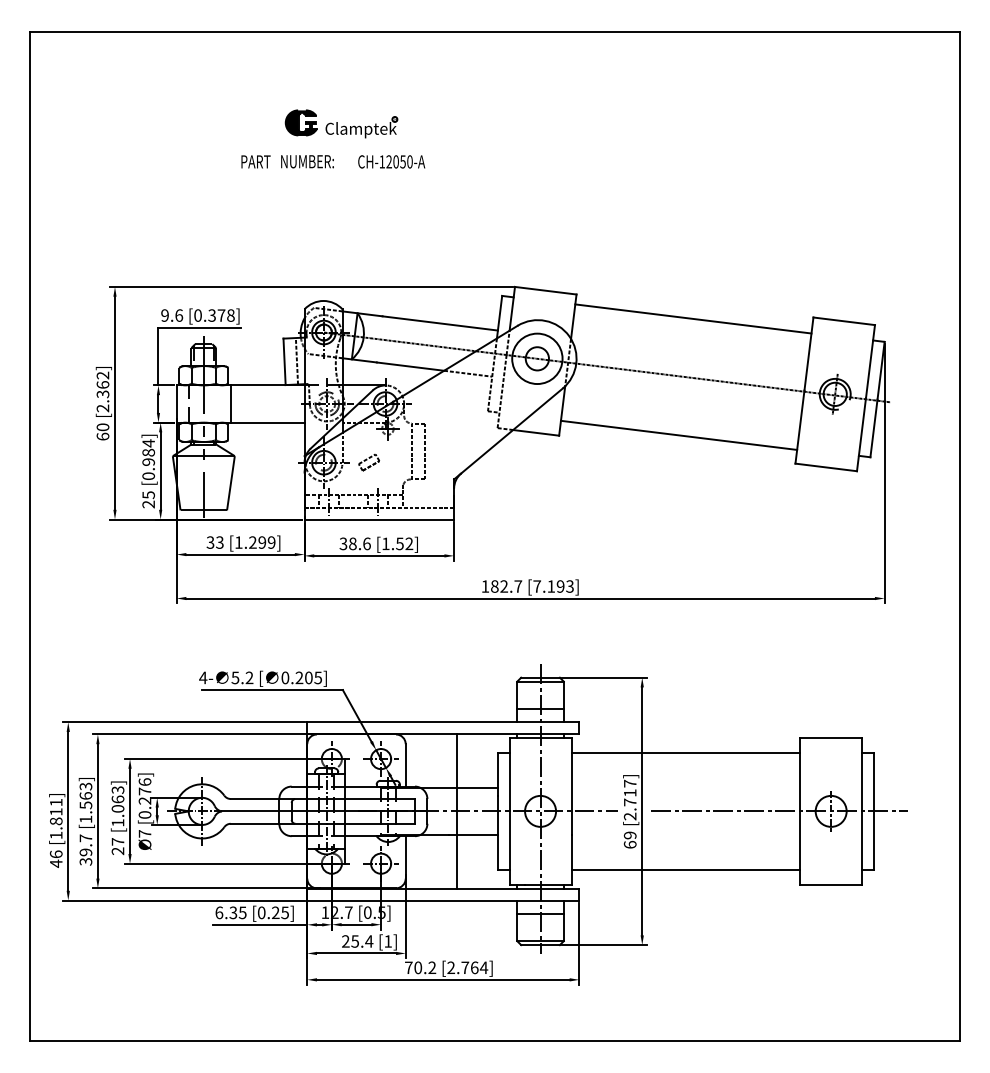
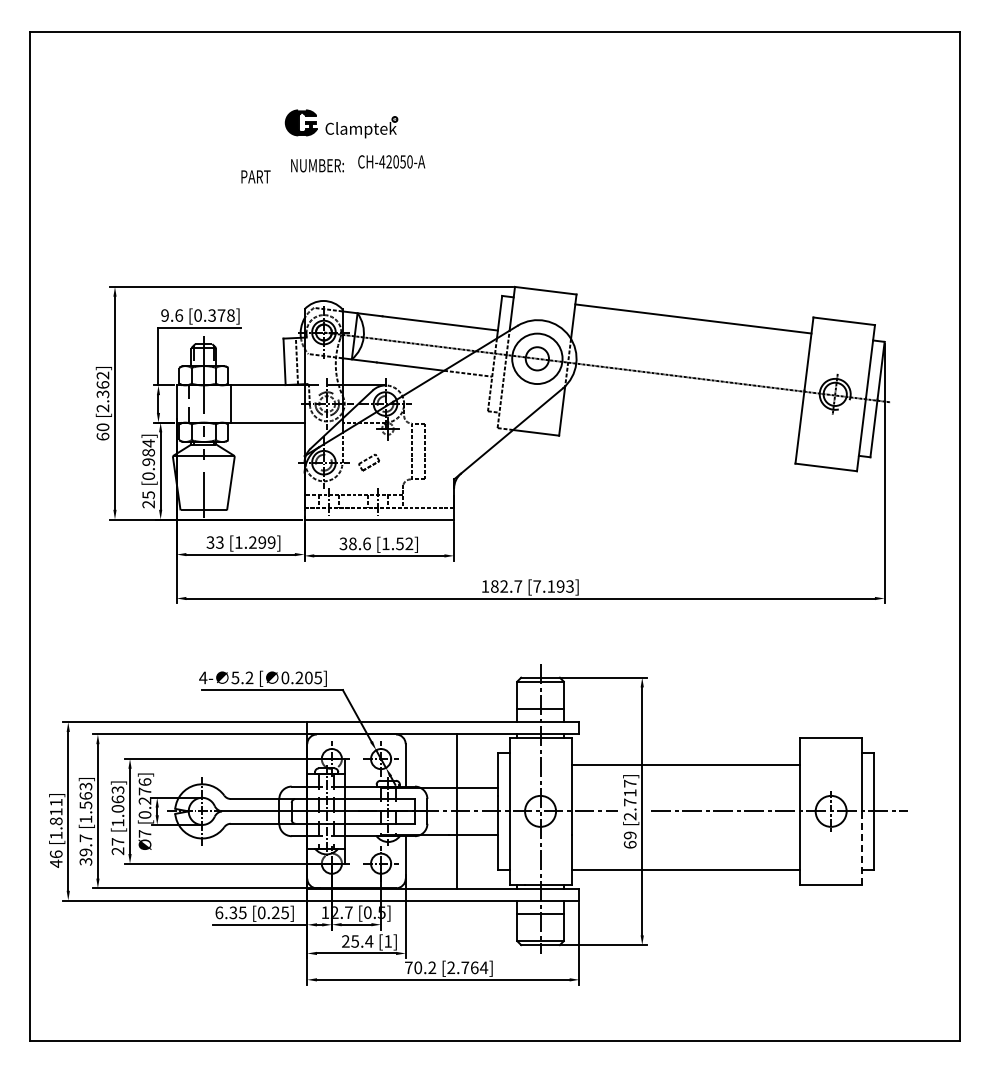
text position: (255, 161) -> (255, 176) (255, 176)
text position: (307, 161) -> (317, 165) (317, 165)
text: CH-12050-A -> CH-42050-A (382, 161)
line: present -> none (678, 434)
line position: (685, 752) -> (685, 764) (685, 764)
line: solid -> dashed (862, 848)
